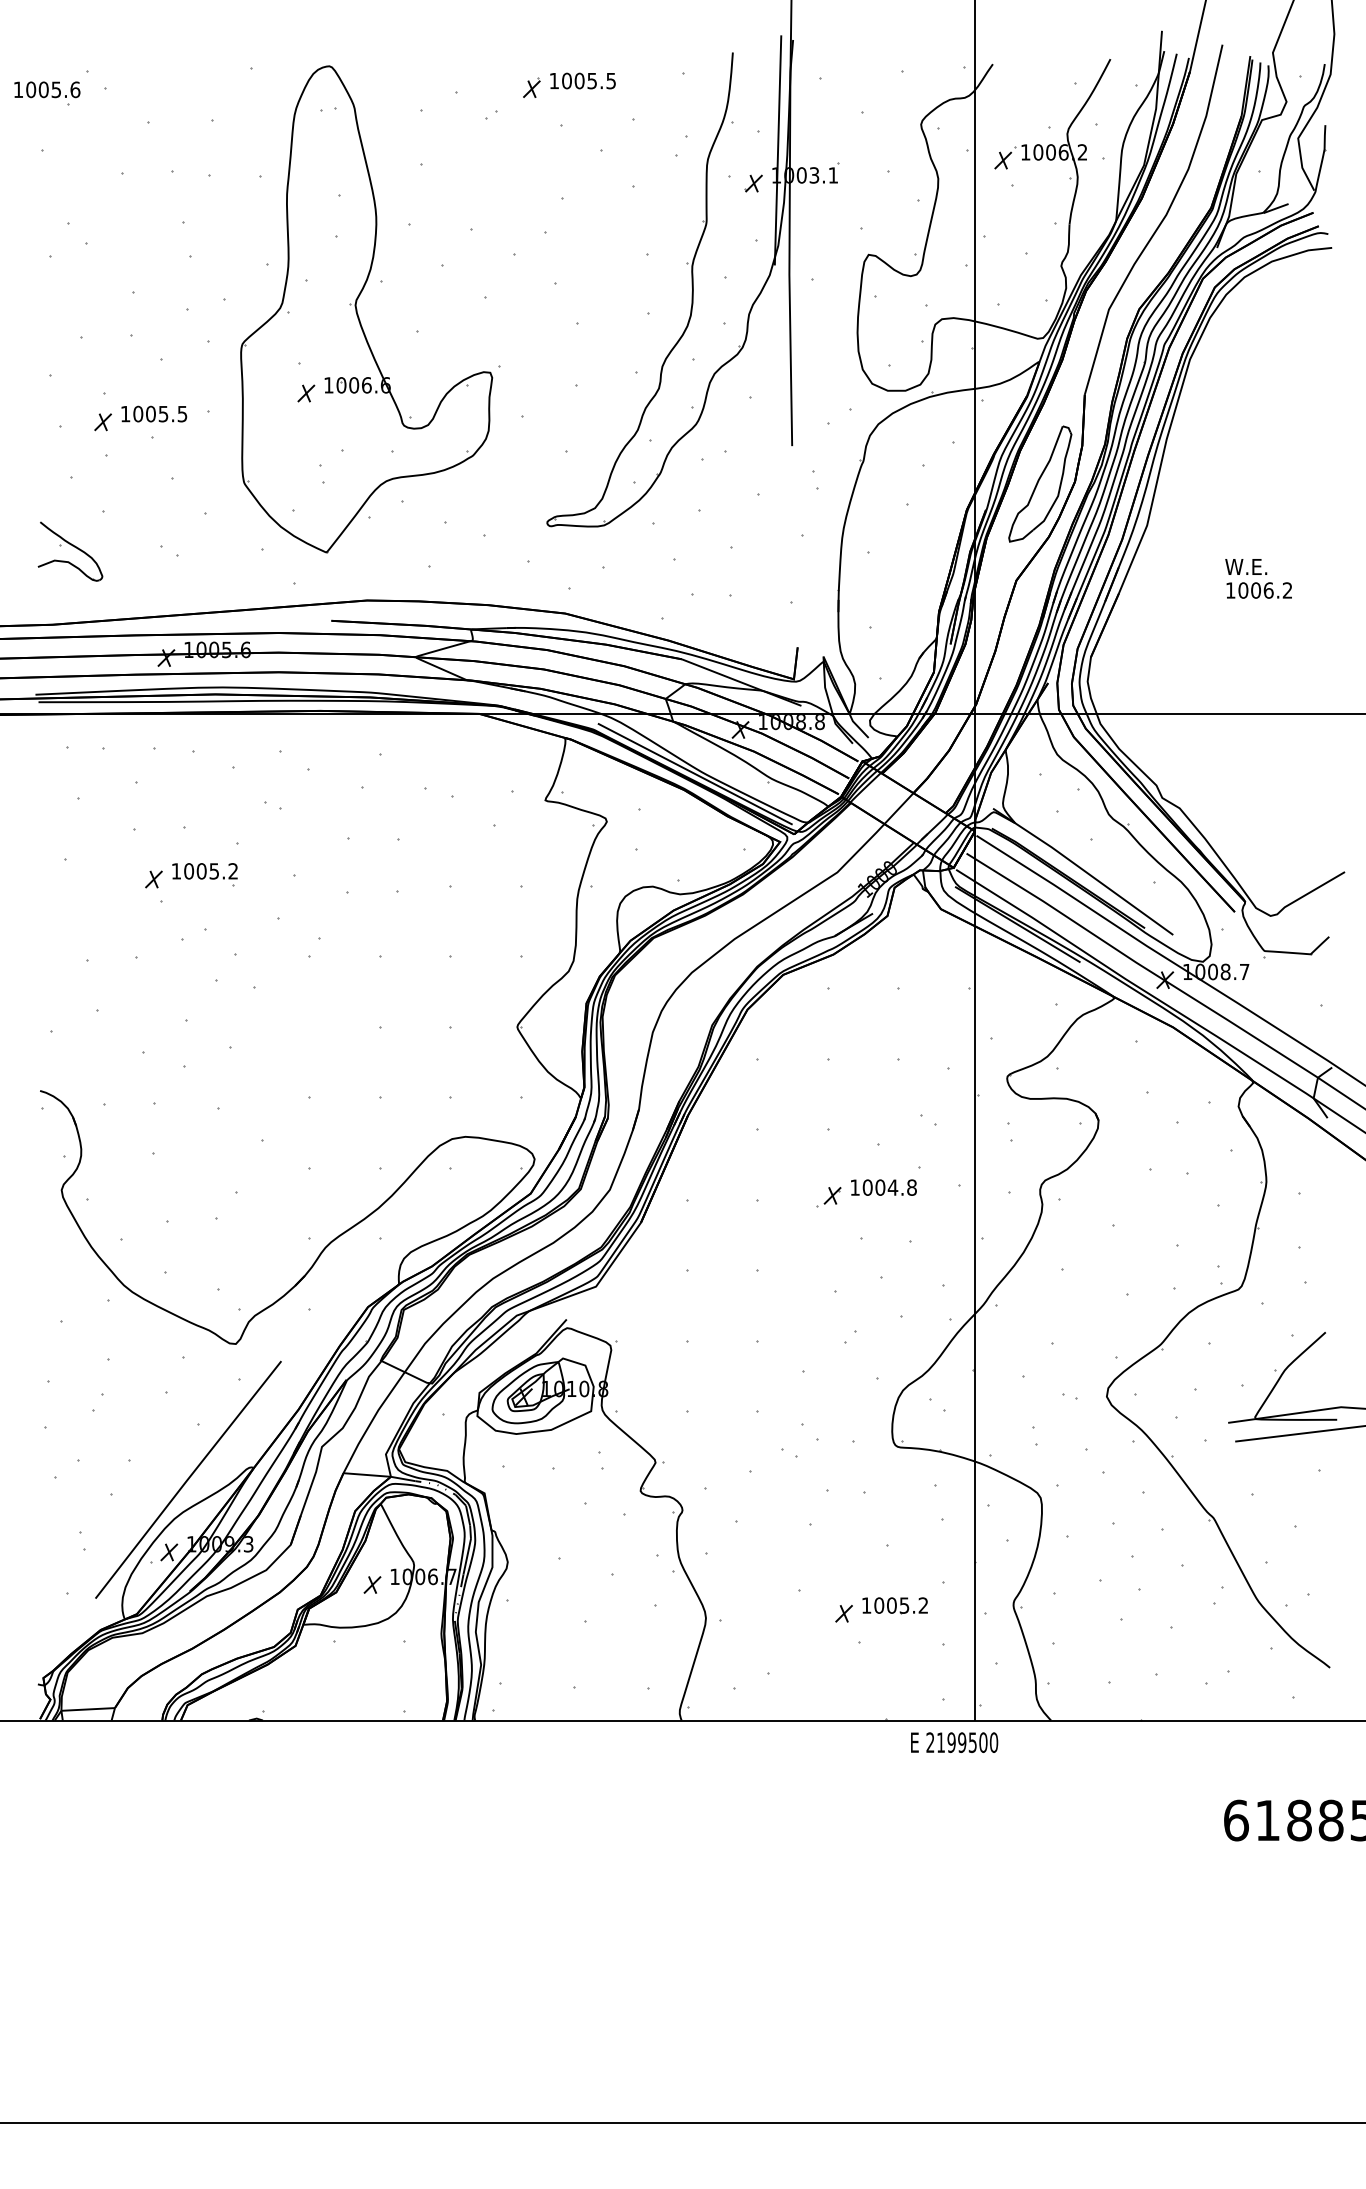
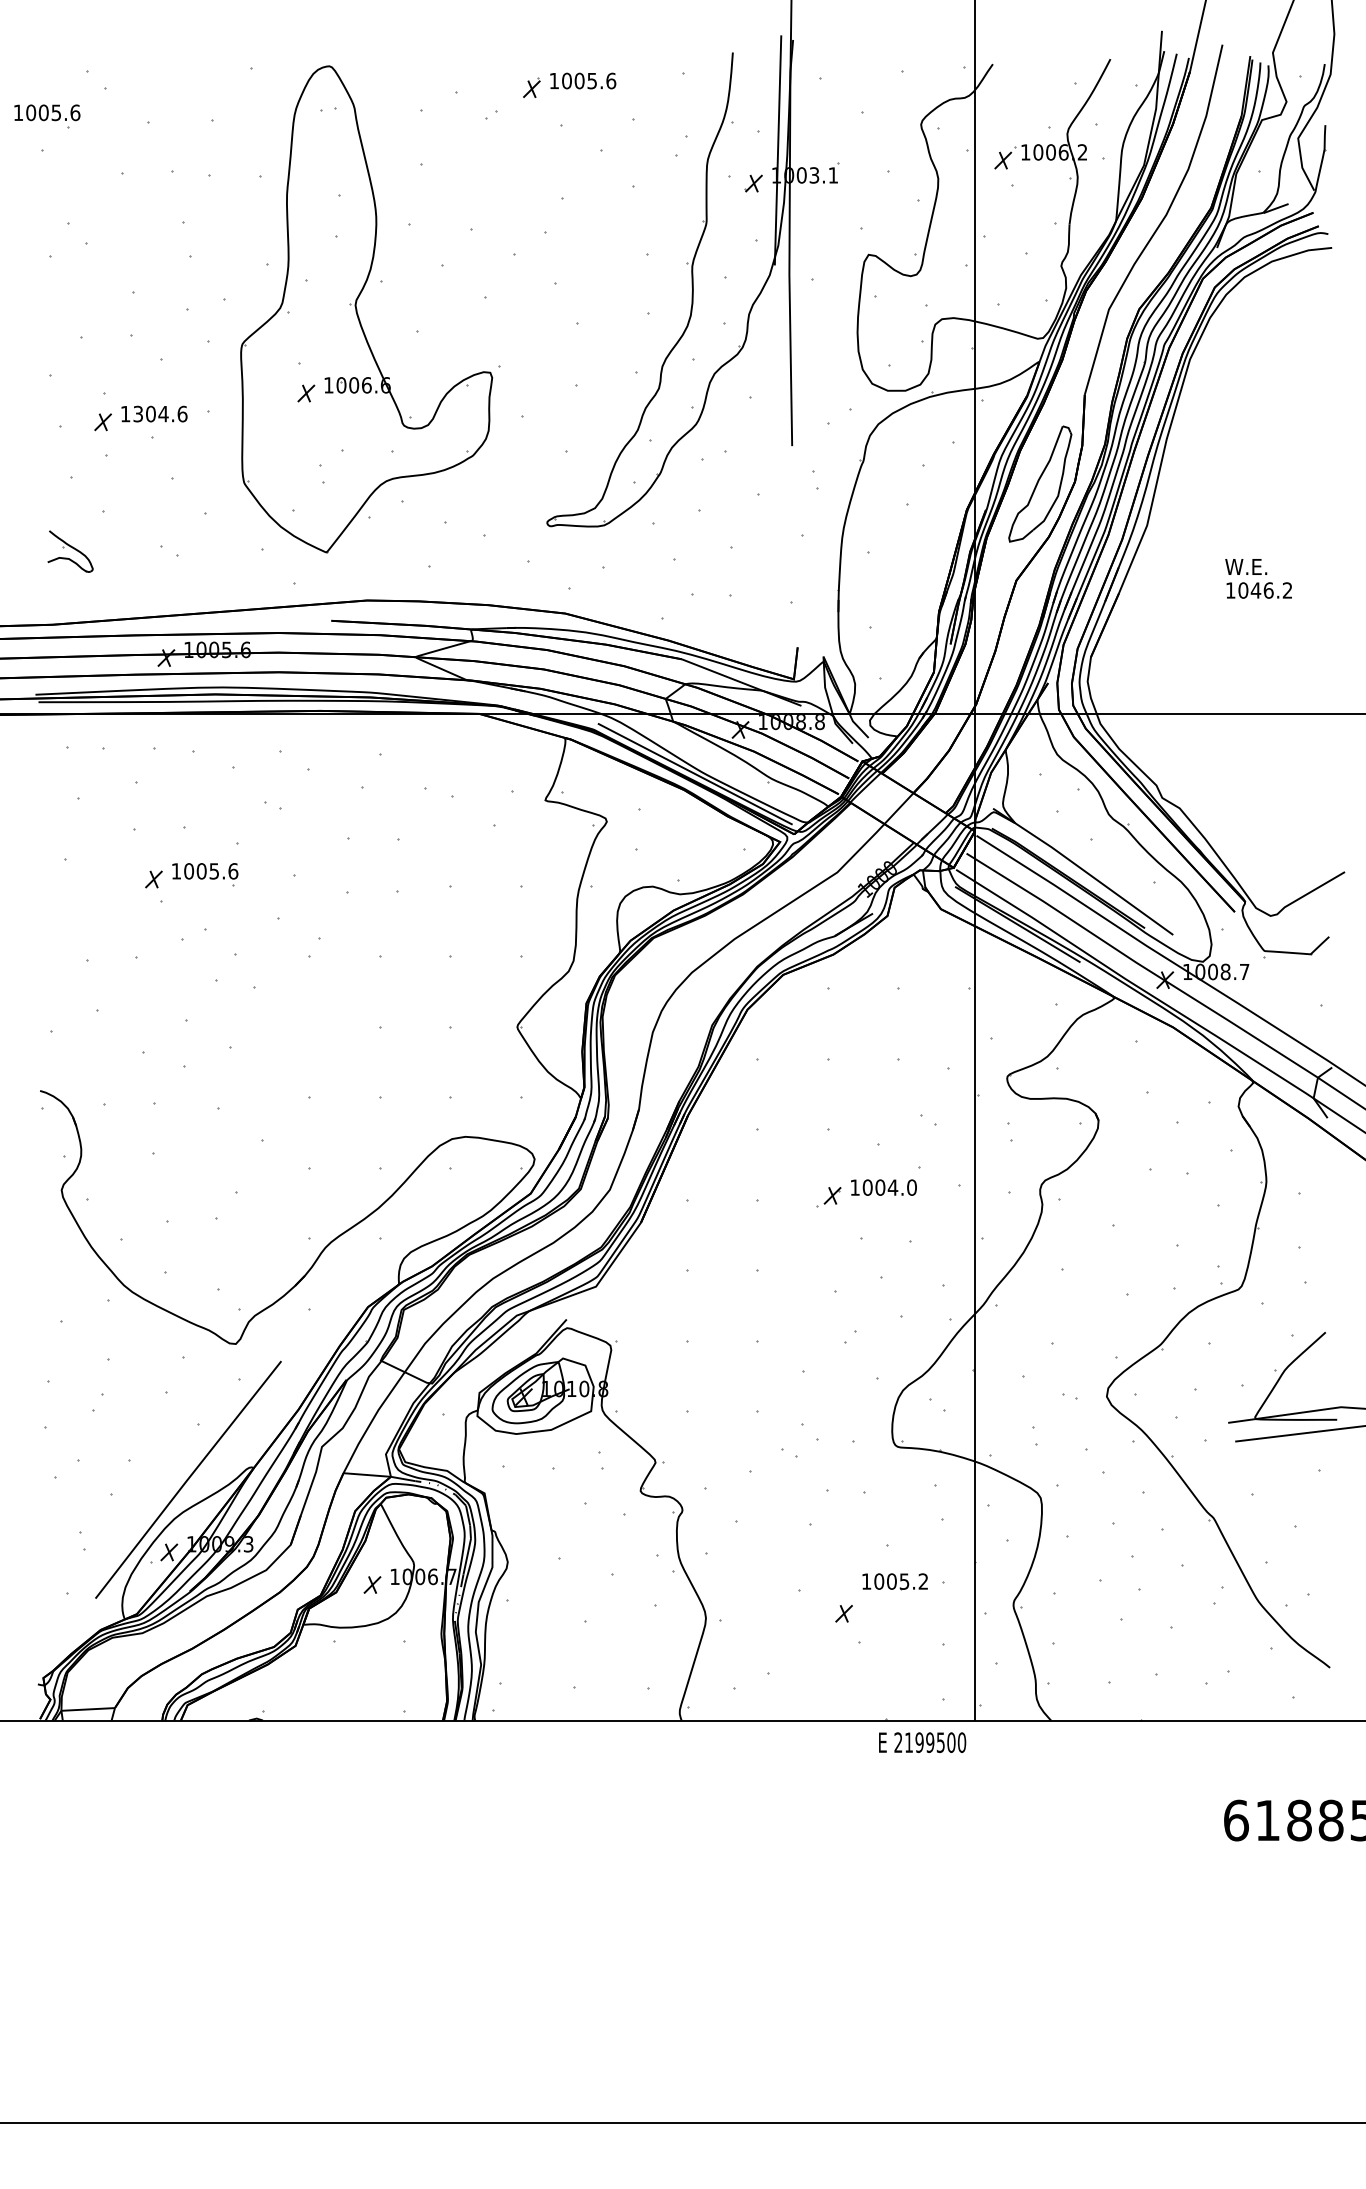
text: 1005.5 -> 1005.6 (611, 80)
part position: (47, 93) -> (47, 116) (47, 116)
text: 1005.5 -> 1304.6 (160, 413)
part size: 67x61 px -> 47x43 px (70, 551)
text: 1006.2 -> 1046.2 (1255, 590)
text: 1005.2 -> 1005.6 (233, 871)
text: 1004.8 -> 1004.0 (911, 1187)
part position: (894, 1605) -> (894, 1581) (894, 1581)
text position: (954, 1742) -> (922, 1742) (922, 1742)
